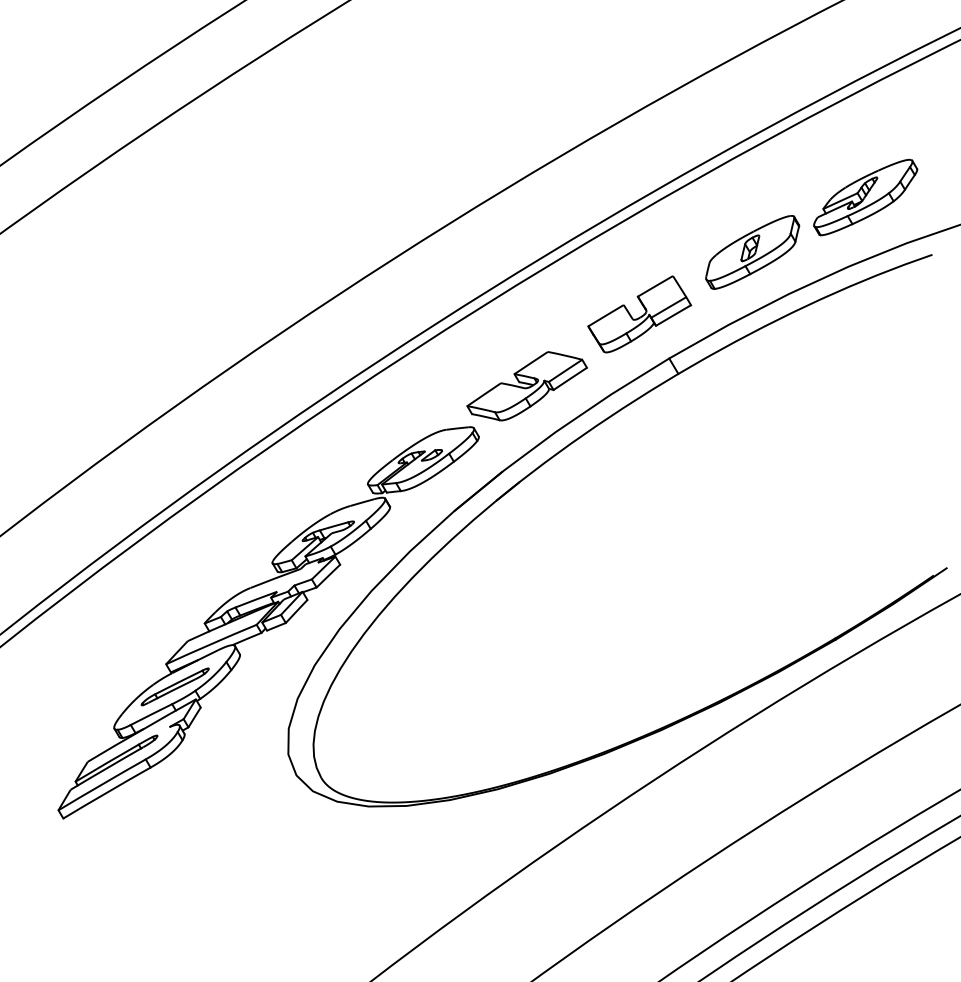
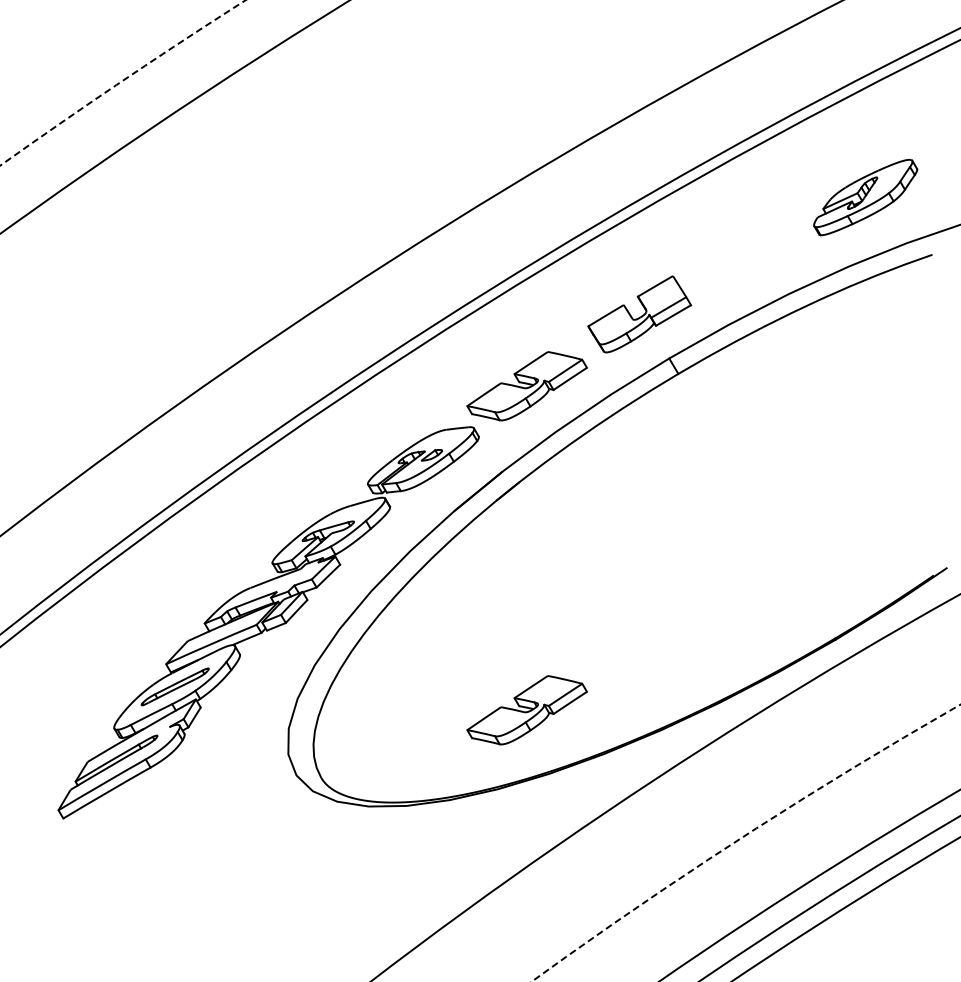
circle: solid -> dashed (122, 82)
part: present -> none (752, 252)
part: none -> present (526, 710)
circle: solid -> dashed (746, 842)
